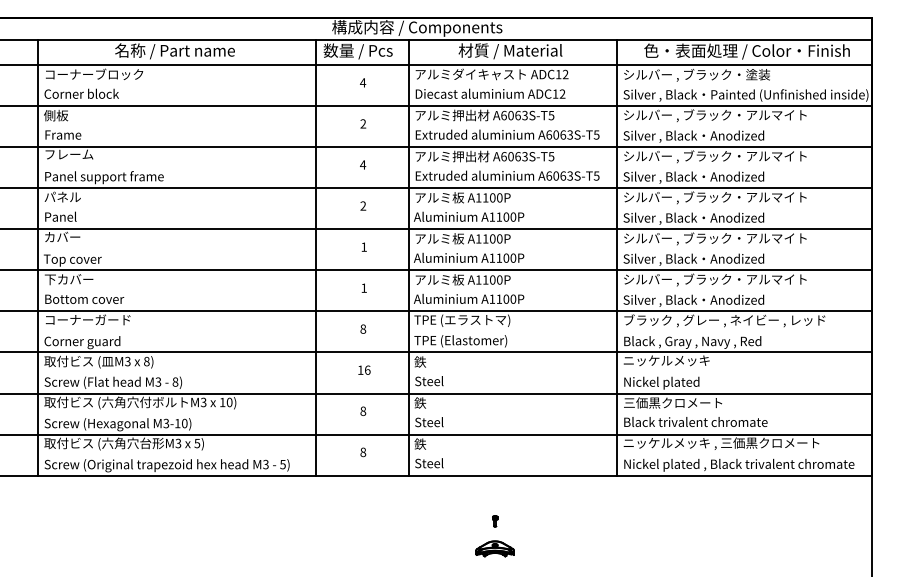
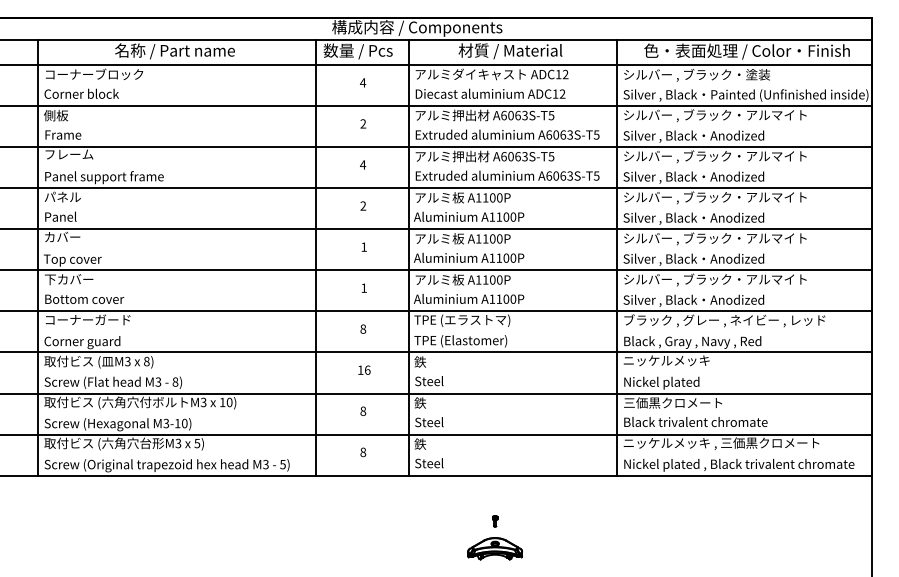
part size: 40x18 px -> 56x24 px (494, 548)
